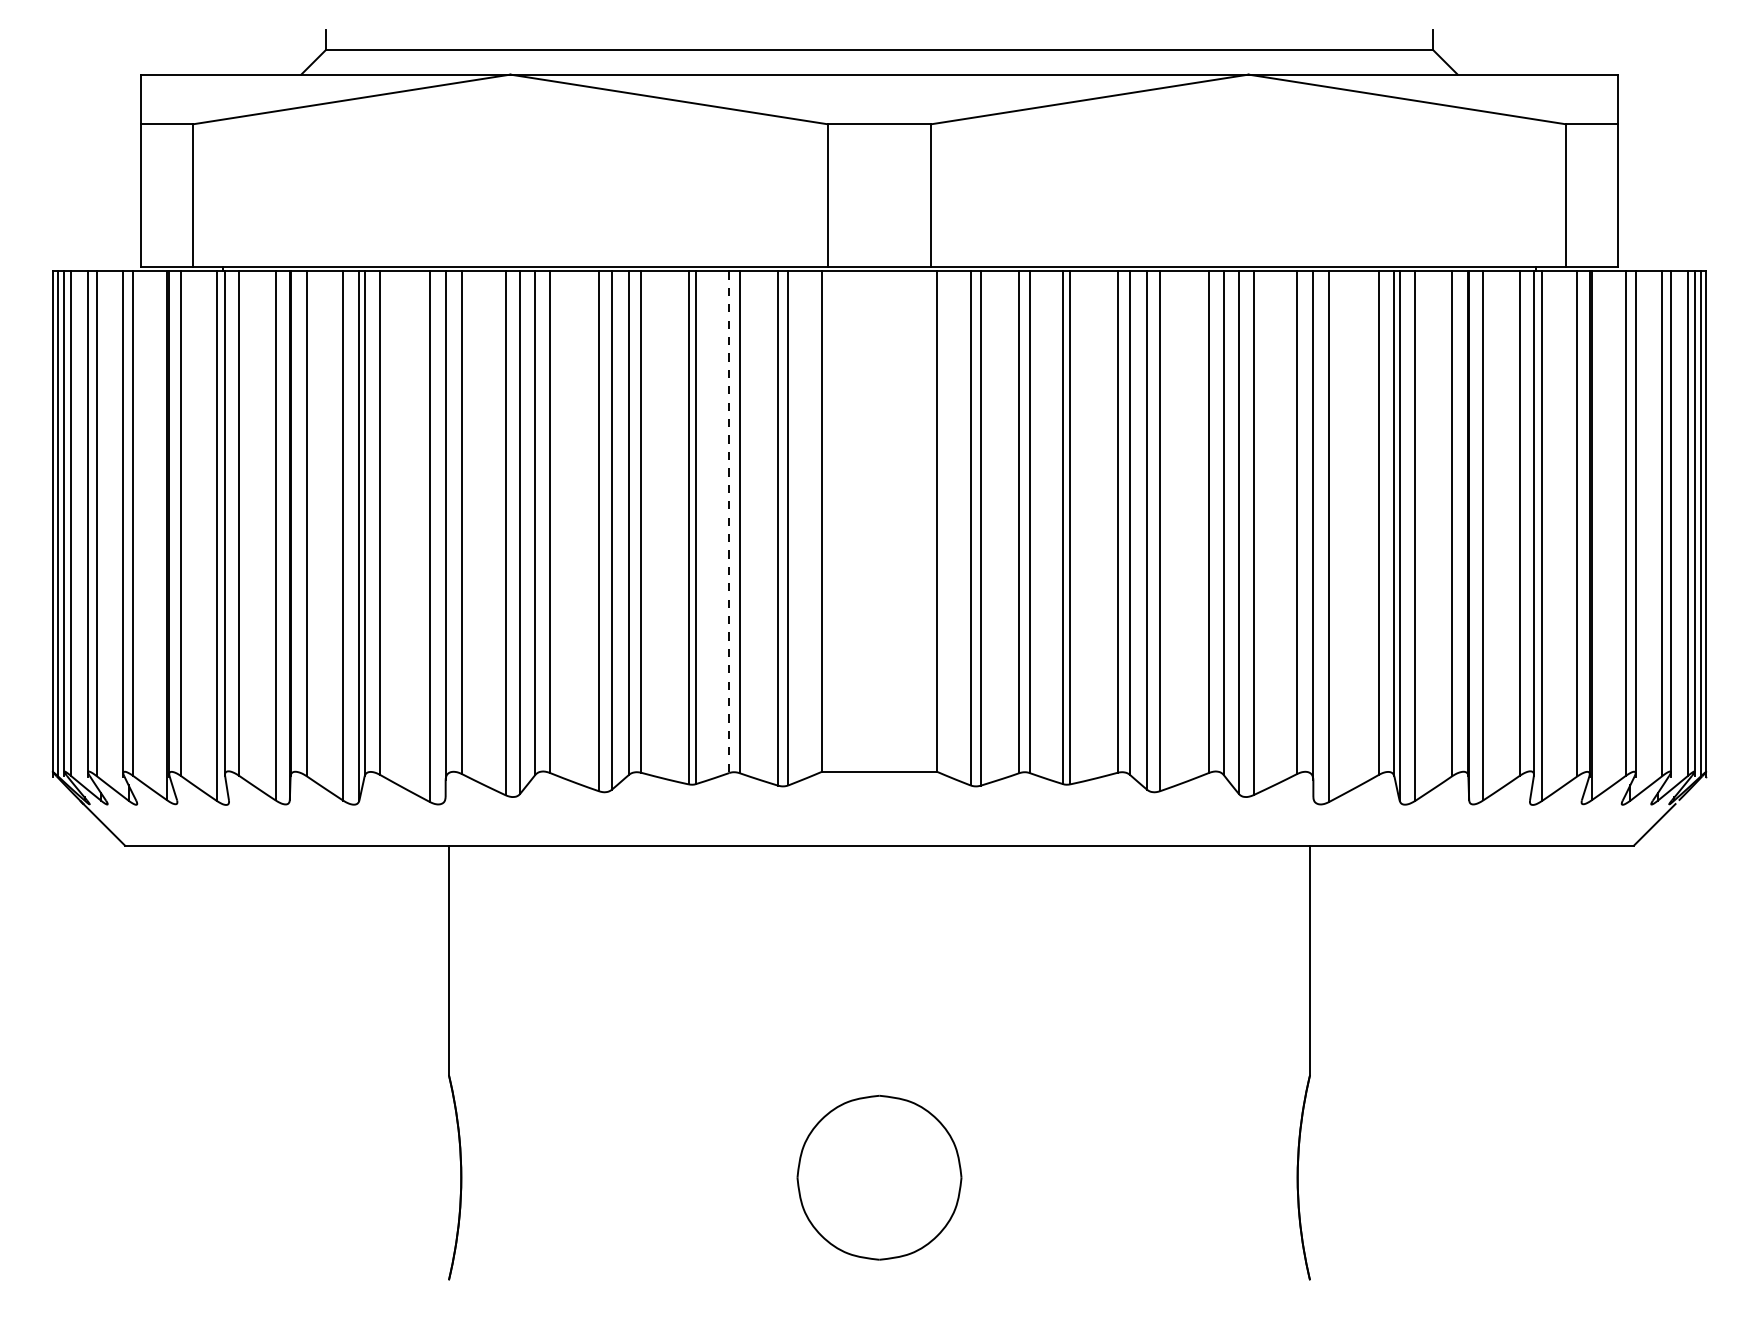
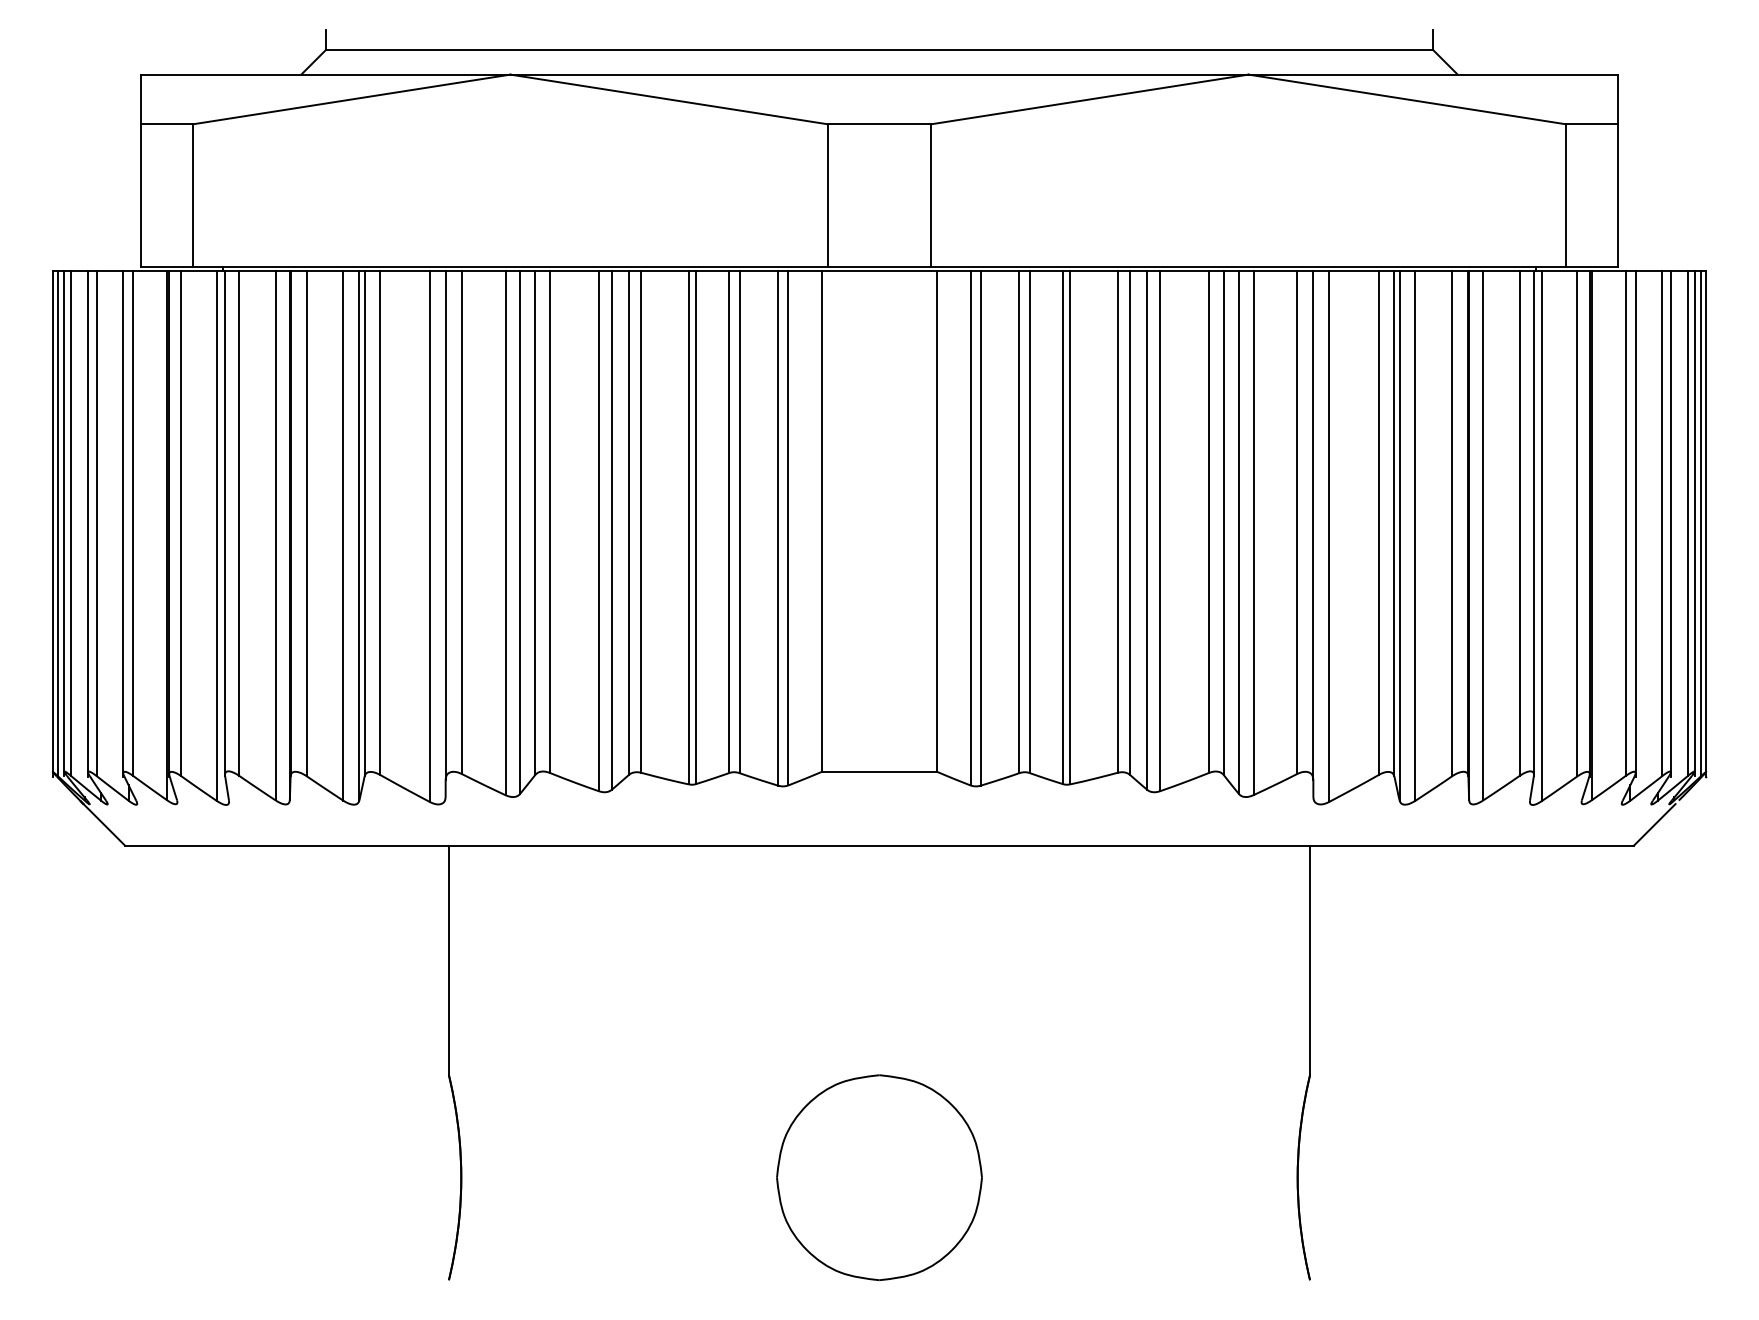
line: dashed -> solid (729, 522)
part size: 167x167 px -> 207x208 px (879, 1177)
